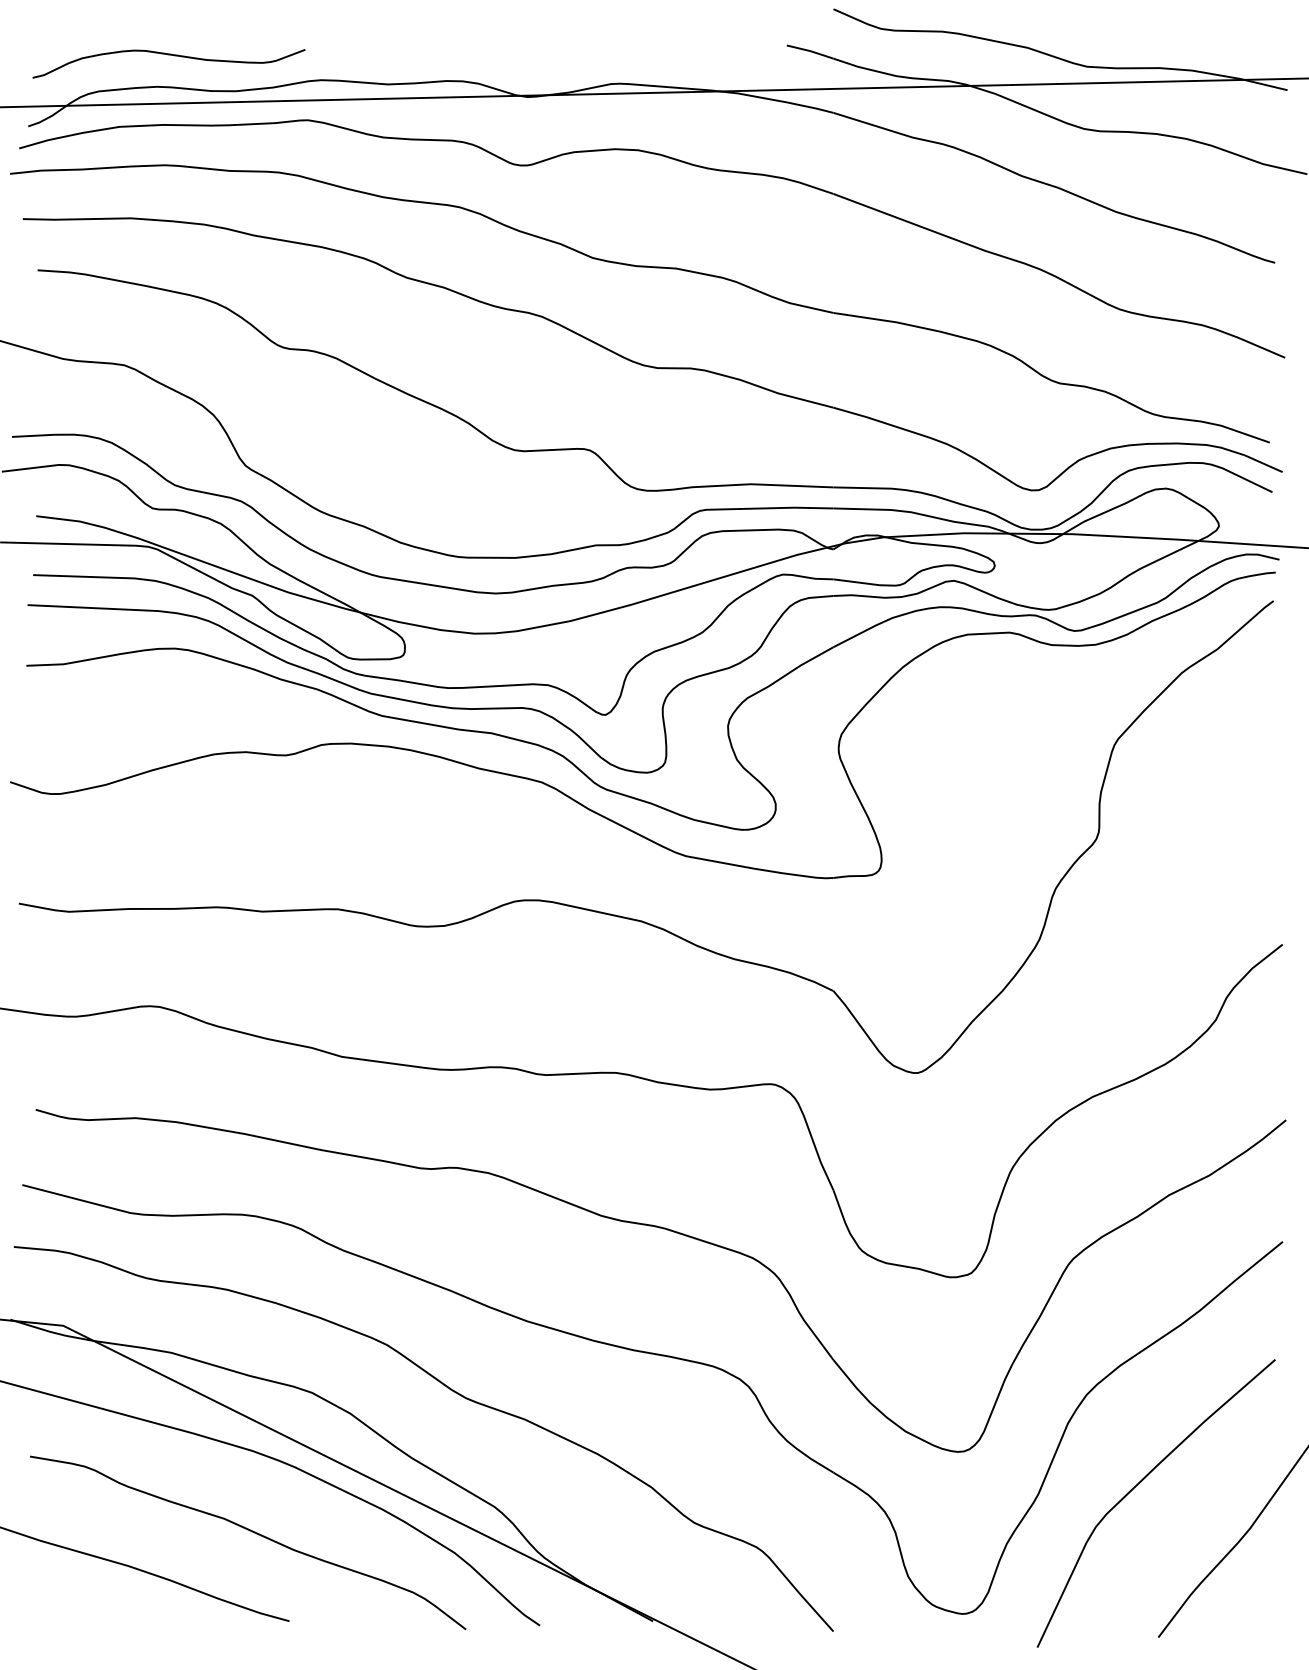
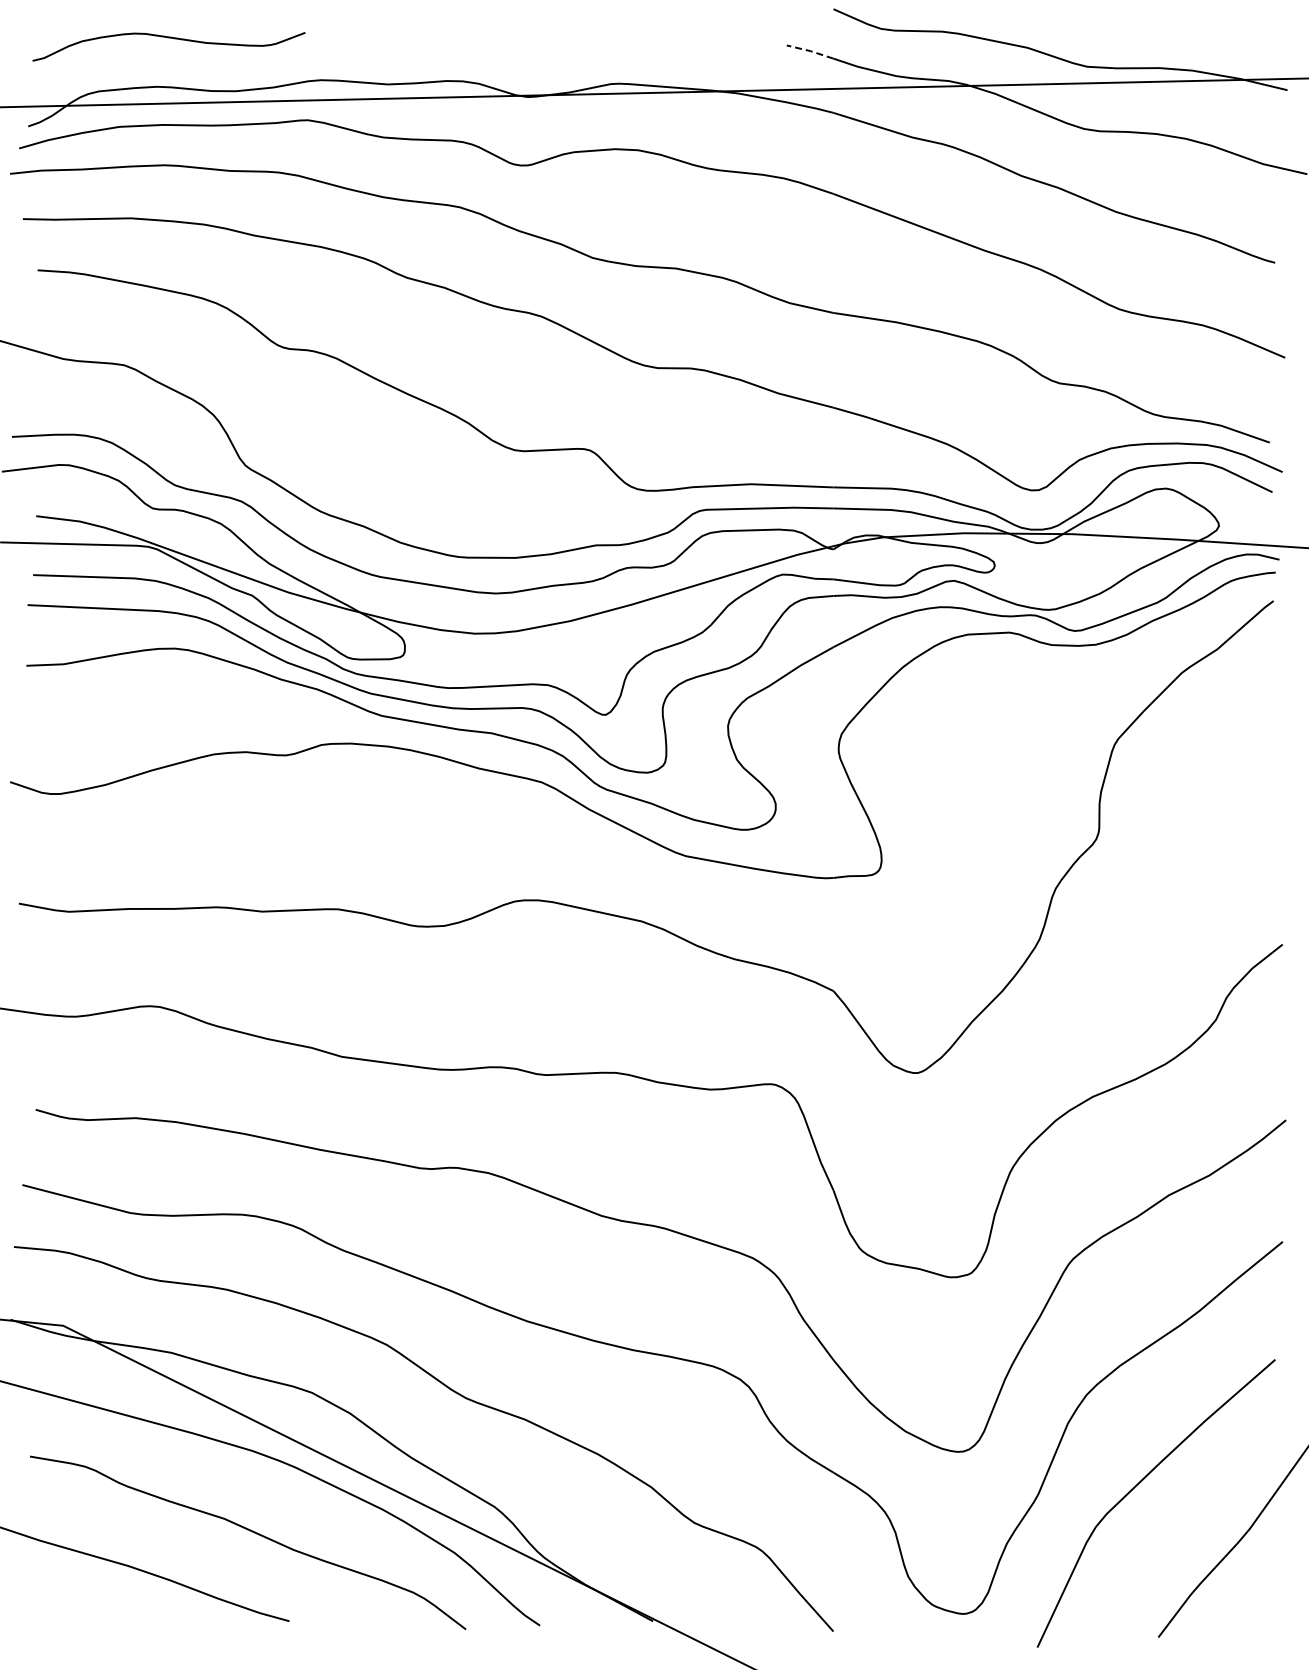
line: solid -> dashed (810, 51)
curve position: (168, 55) -> (168, 38) (168, 38)
